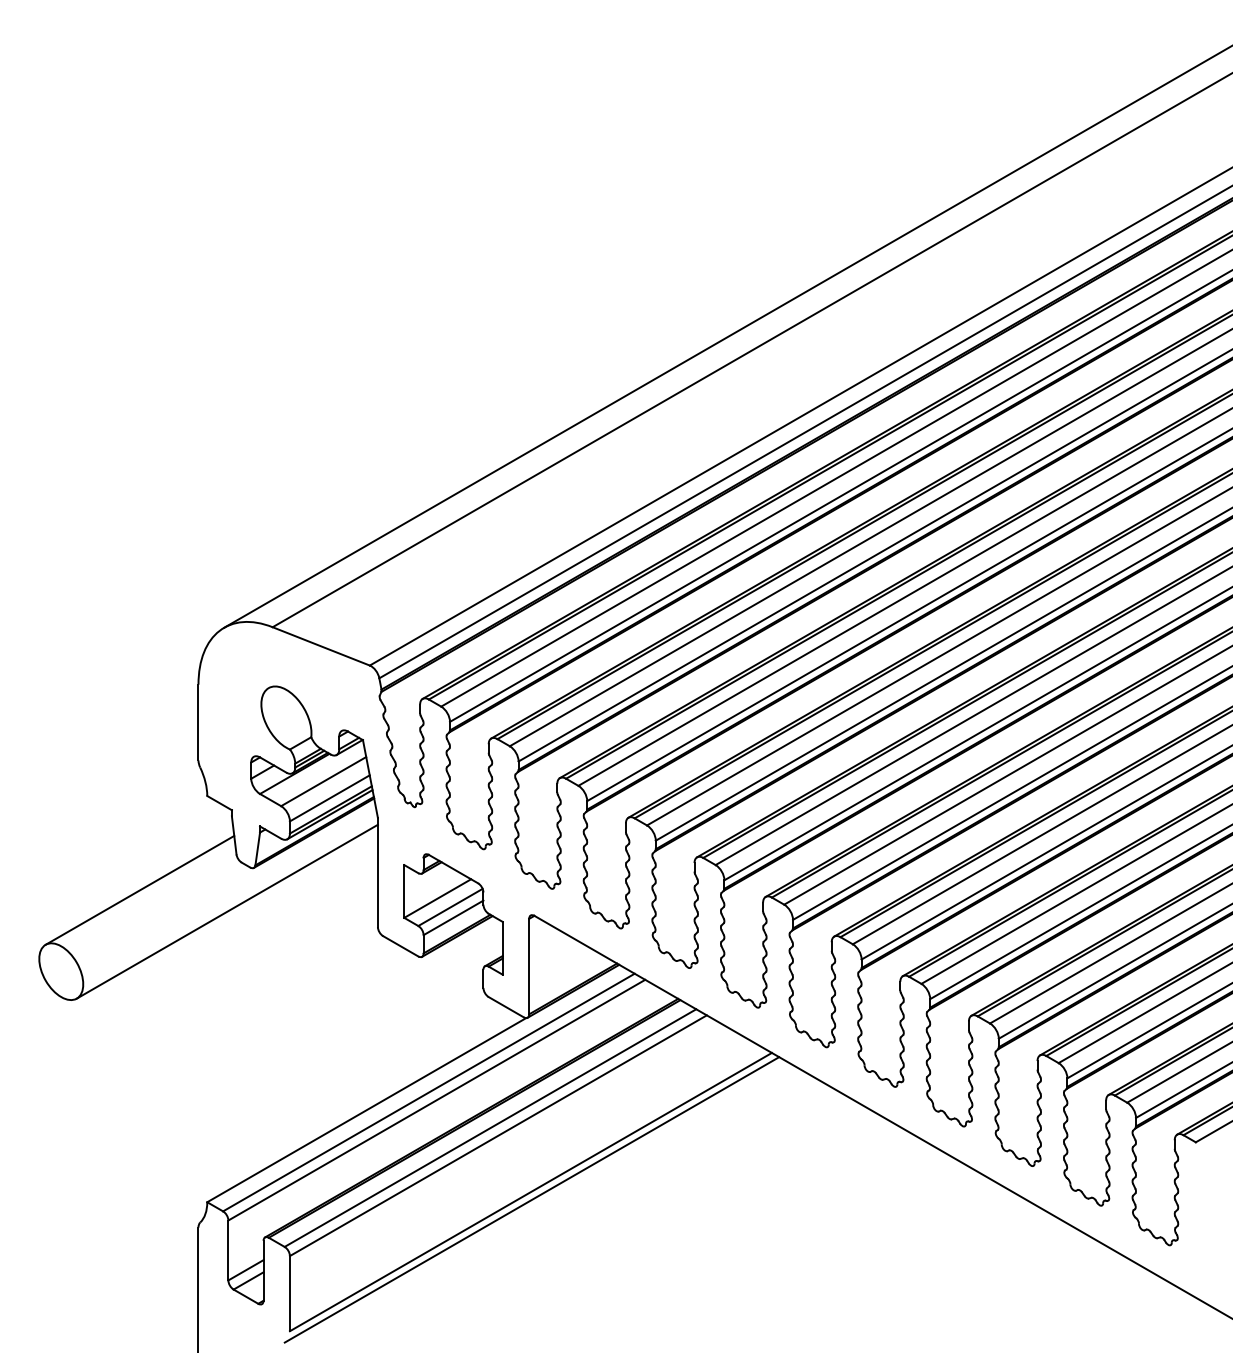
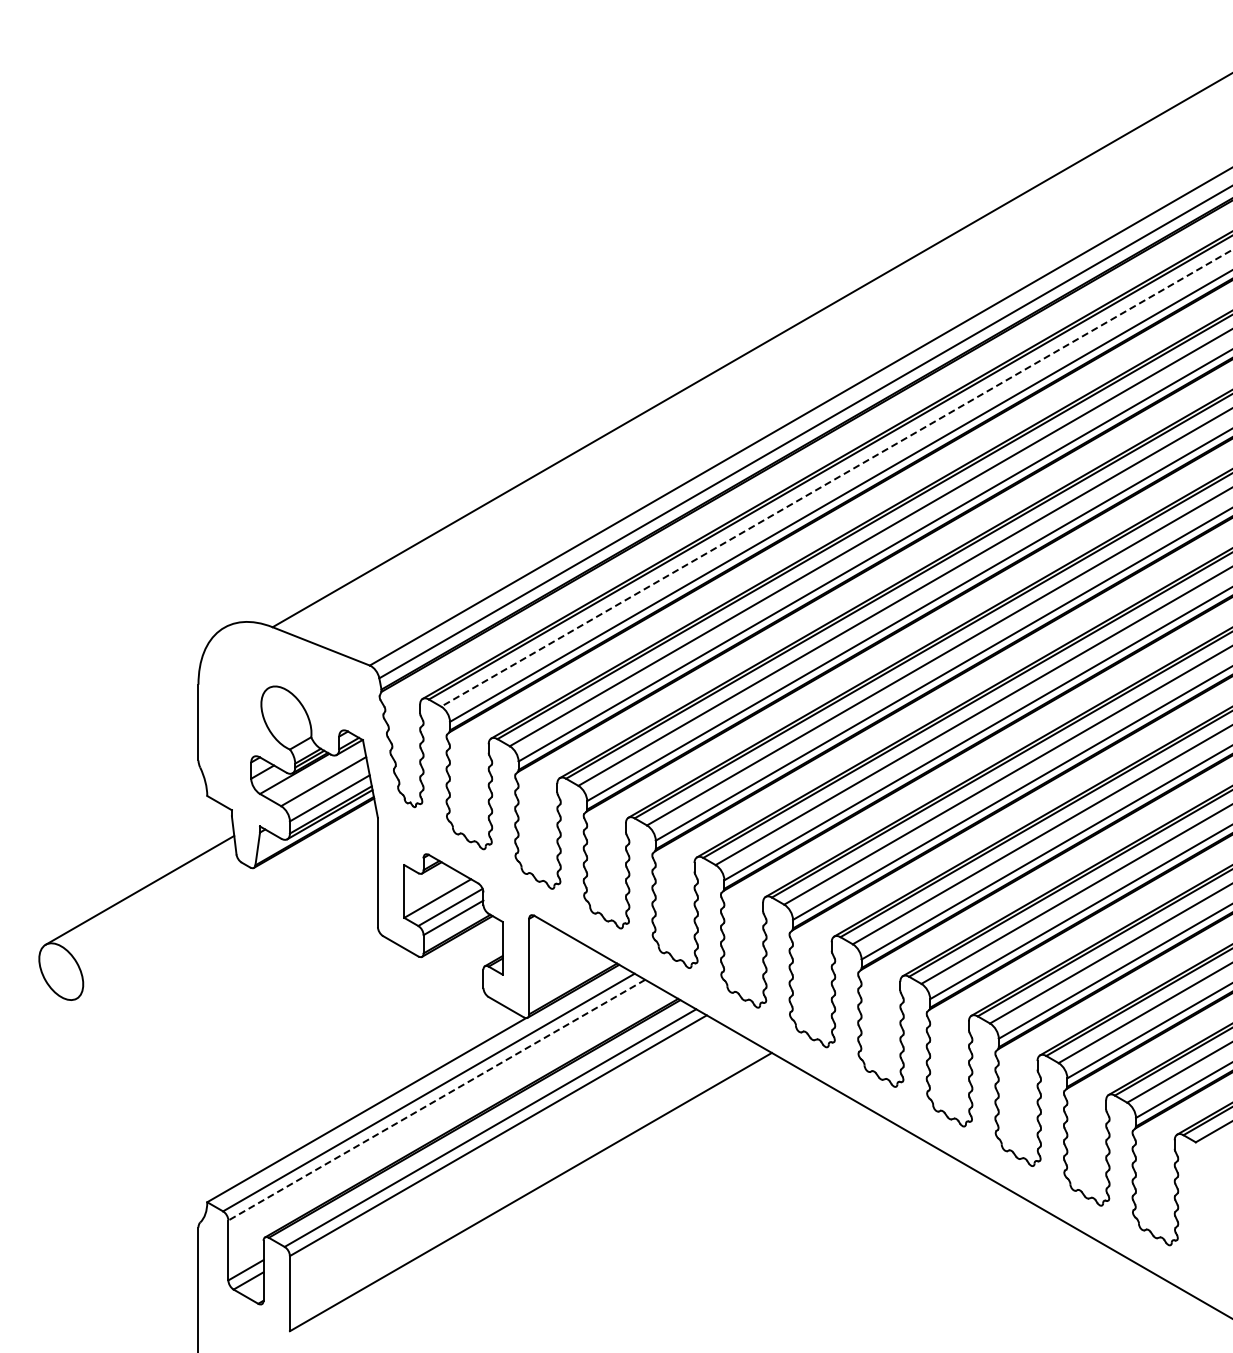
line: present -> none (726, 337)
line: solid -> dashed (837, 478)
line: present -> none (226, 911)
line: solid -> dashed (436, 1100)
line: present -> none (531, 1199)
